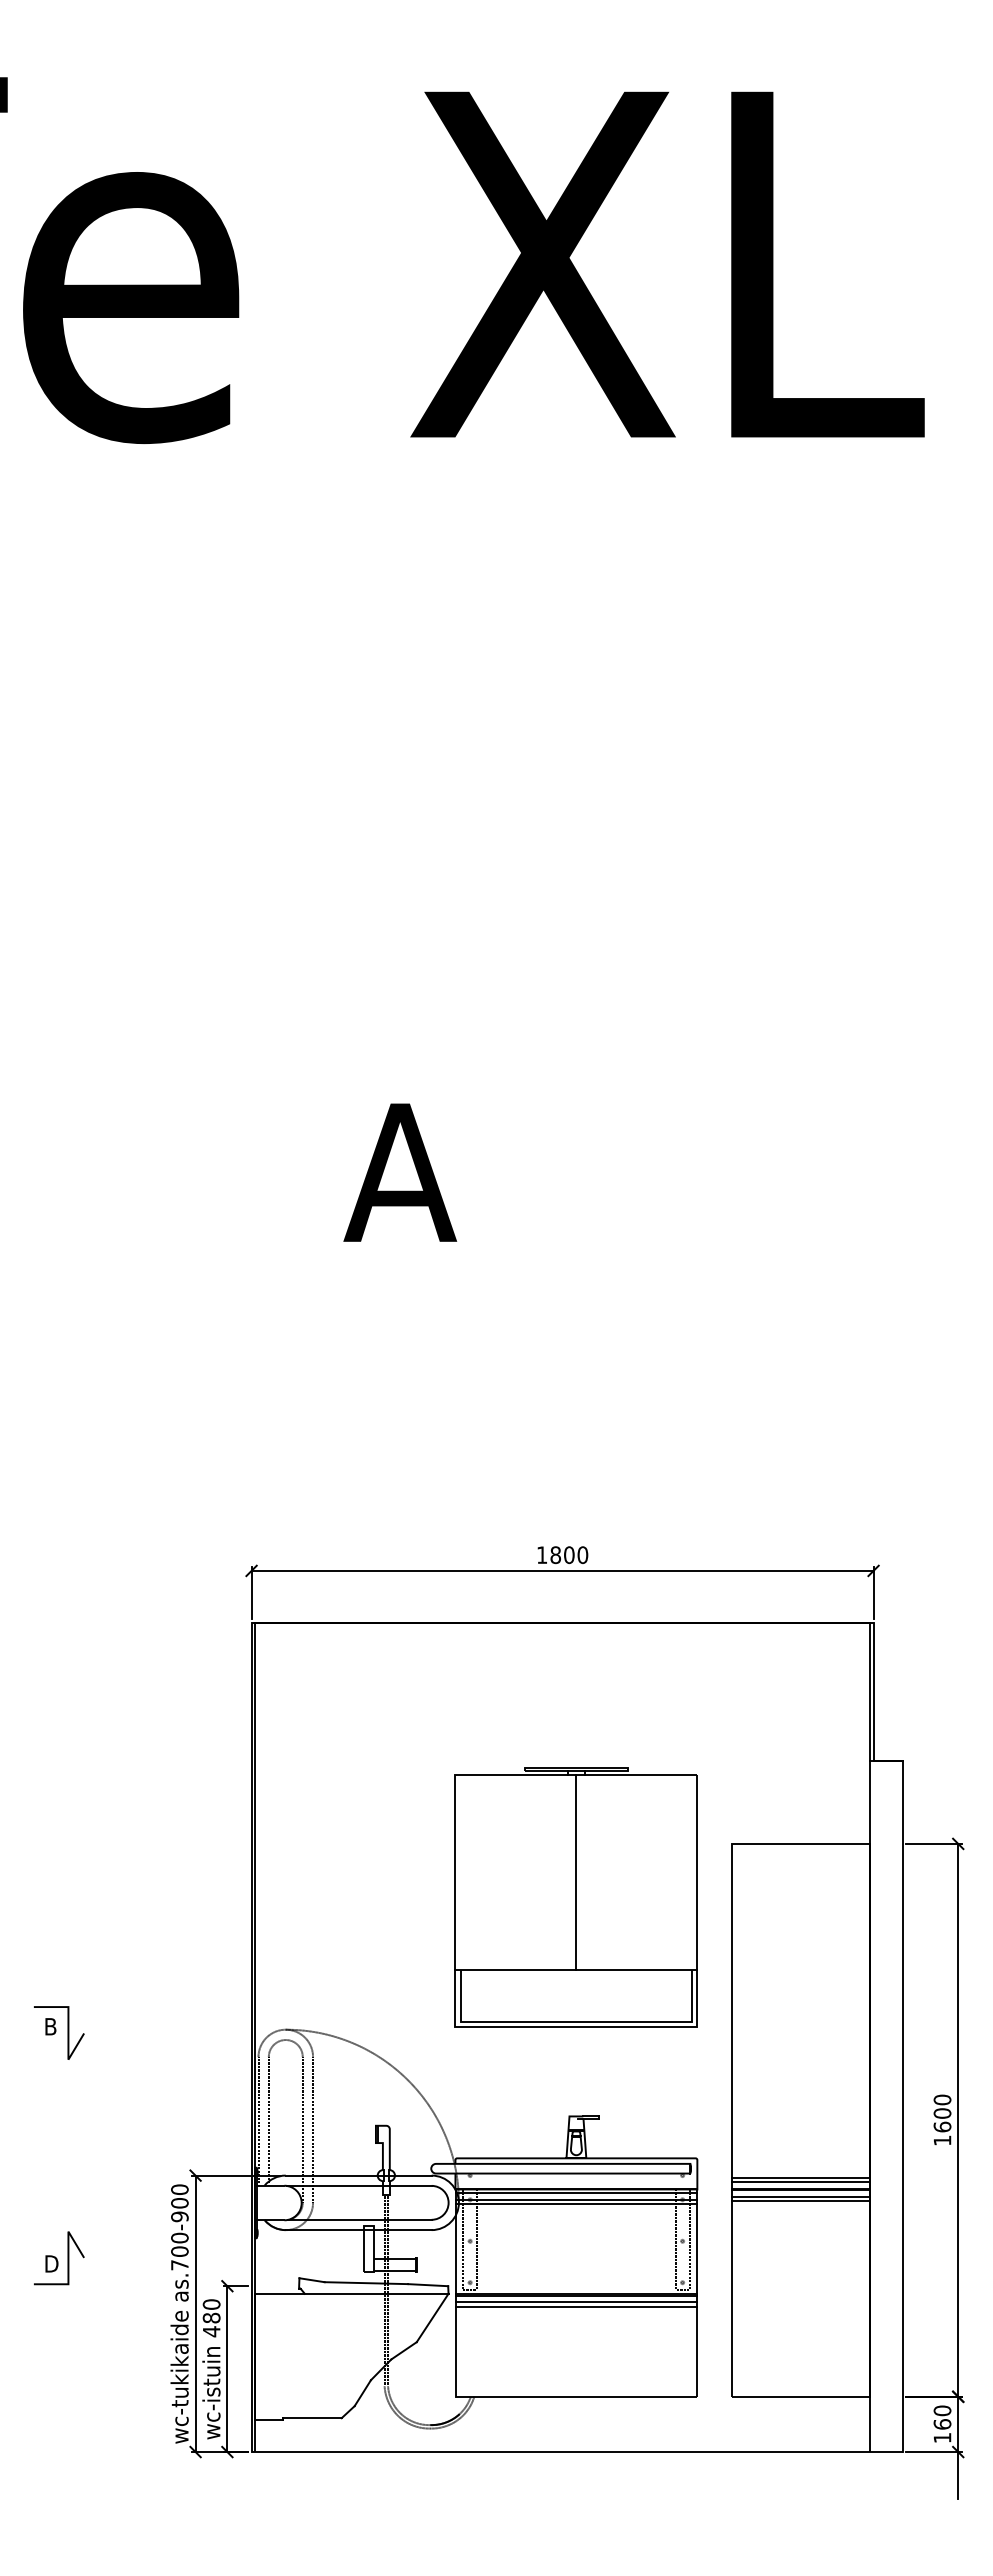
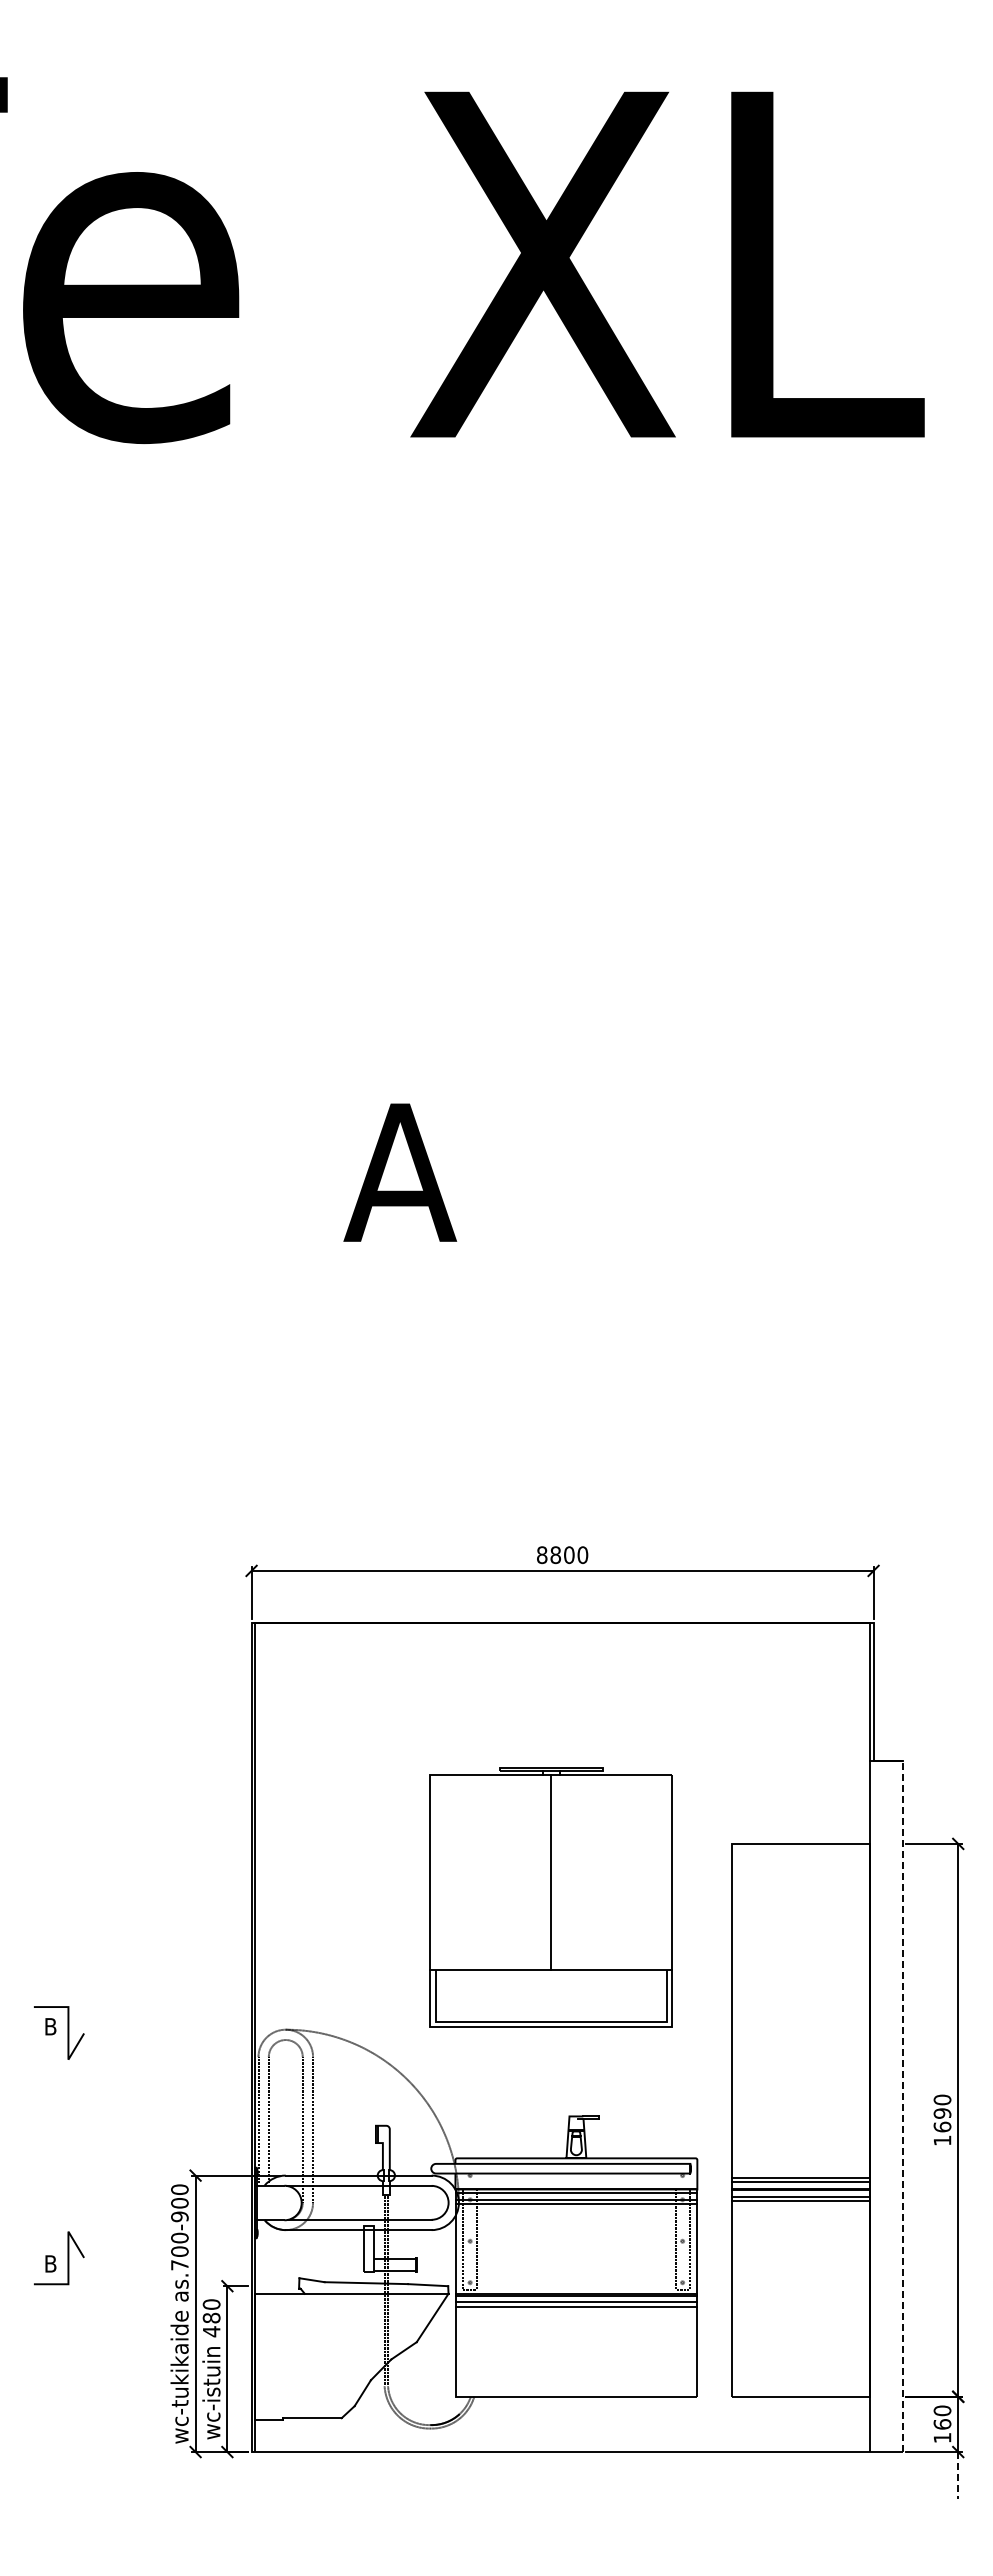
text: 1800 -> 8800 (542, 1555)
part position: (575, 1897) -> (550, 1897) (550, 1897)
line: solid -> dashed (902, 2106)
text: 1600 -> 1690 (942, 2113)
text: D -> B (52, 2264)
line: solid -> dashed (958, 2475)
